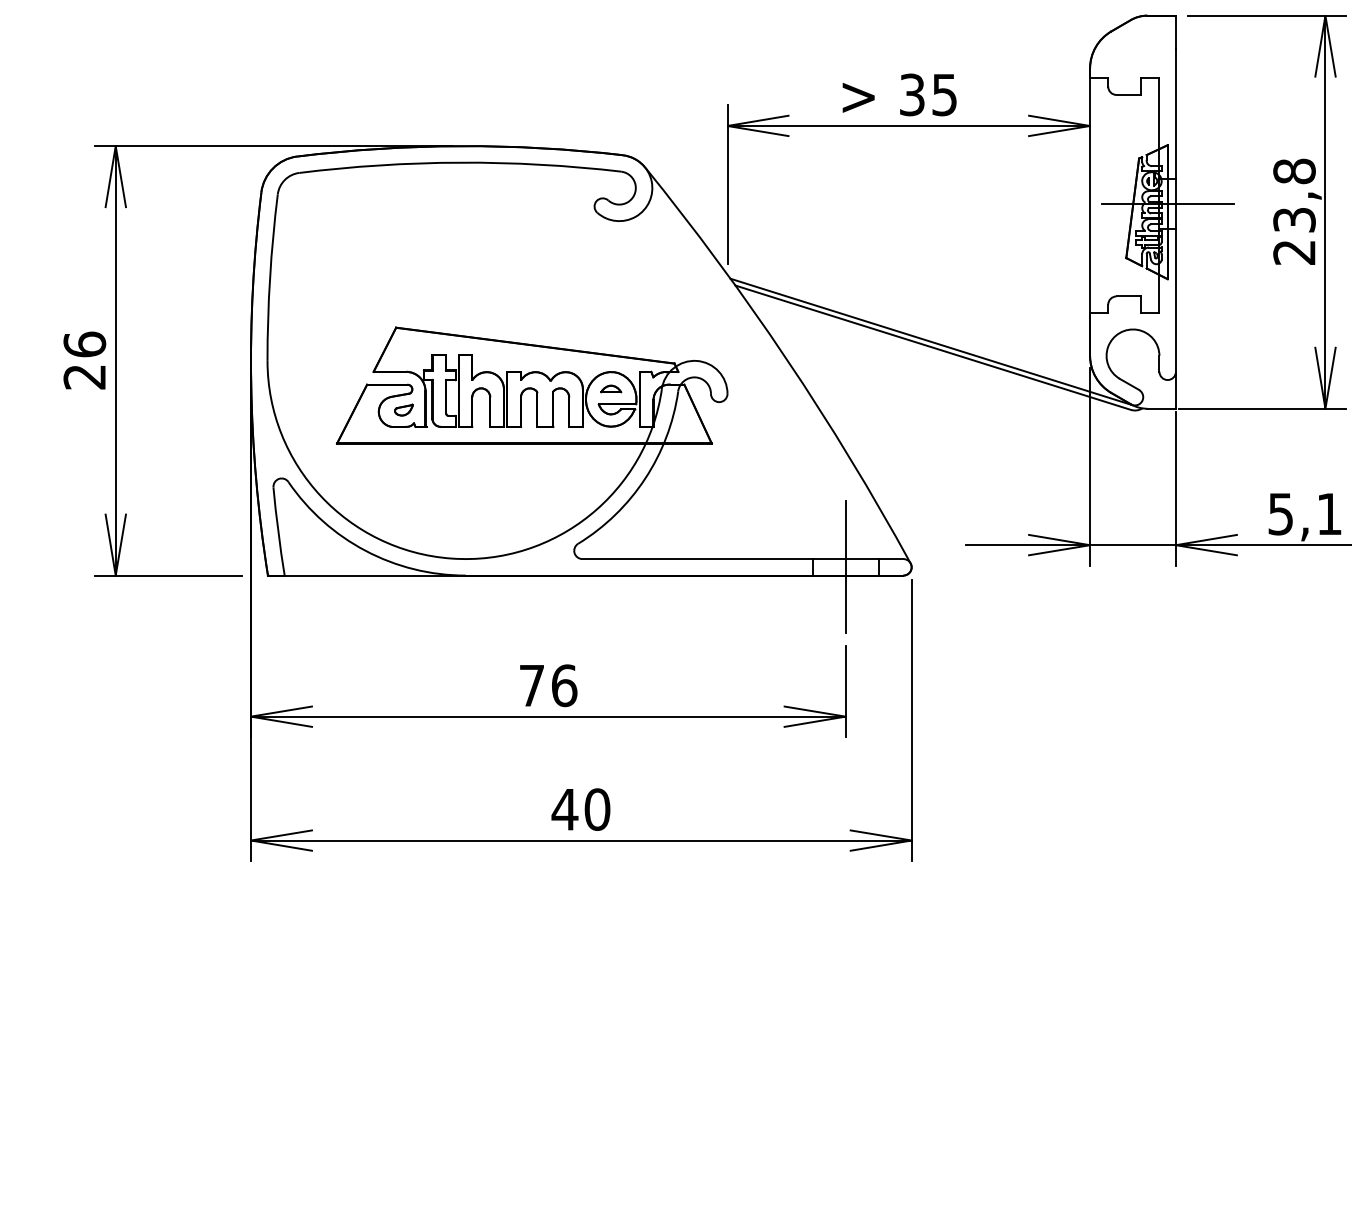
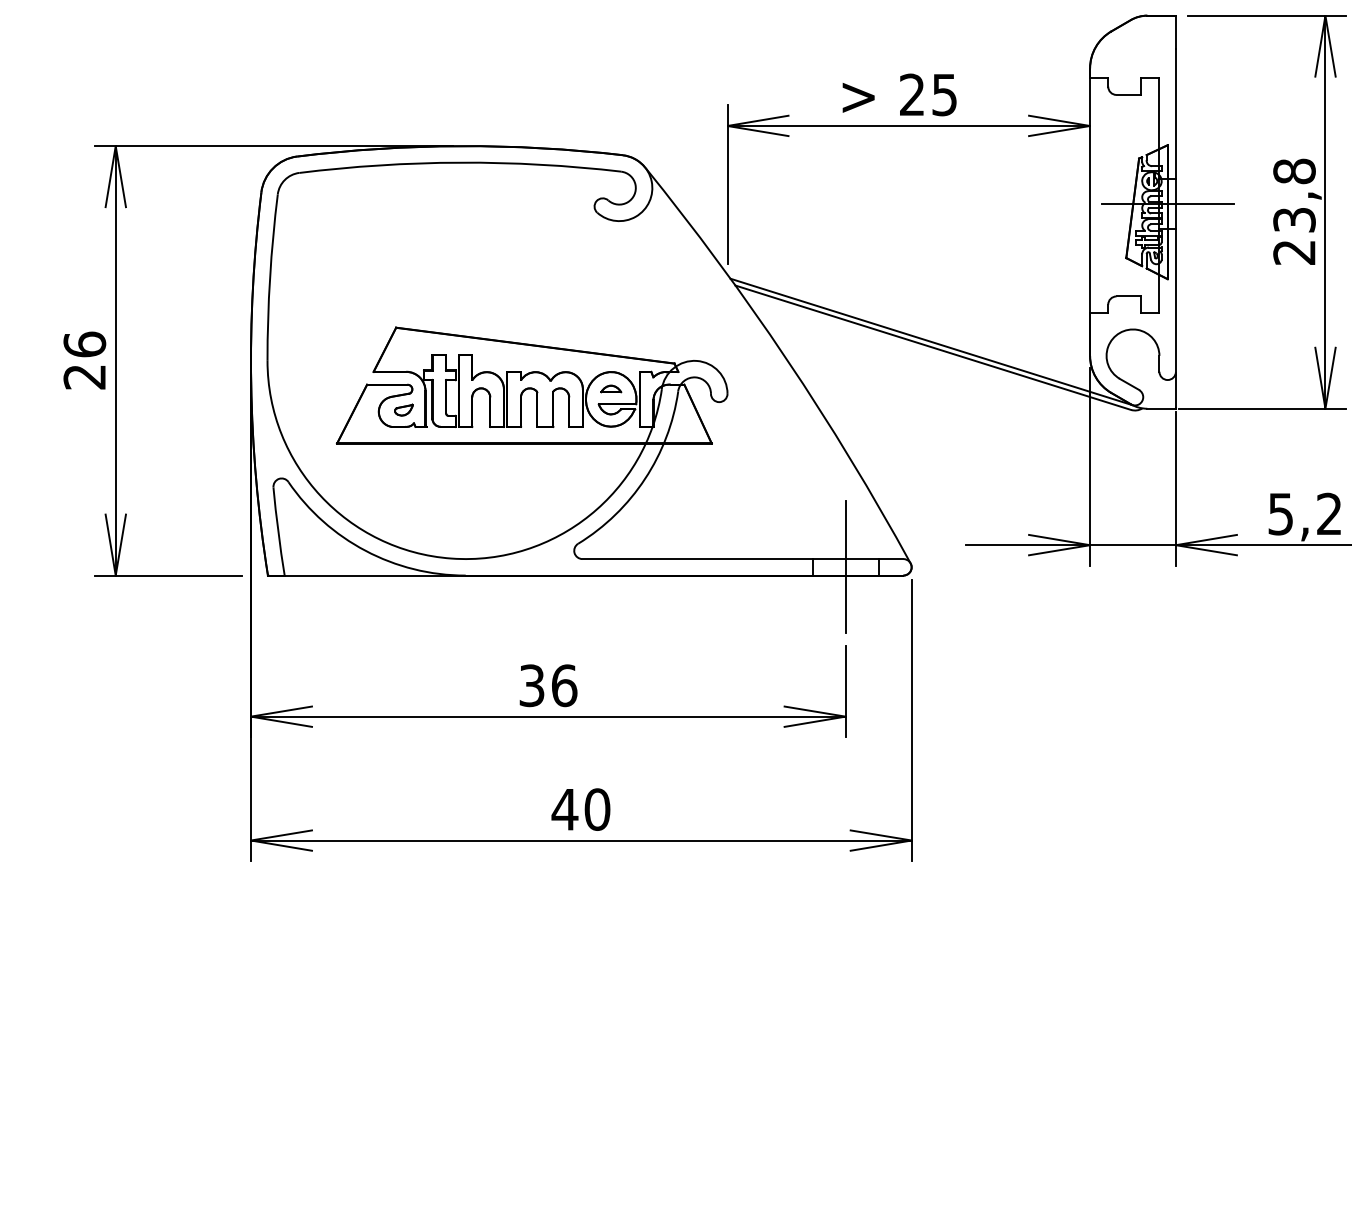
text: 35 -> 25 (912, 94)
text: 5,1 -> 5,2 (1329, 513)
text: 76 -> 36 (531, 685)
